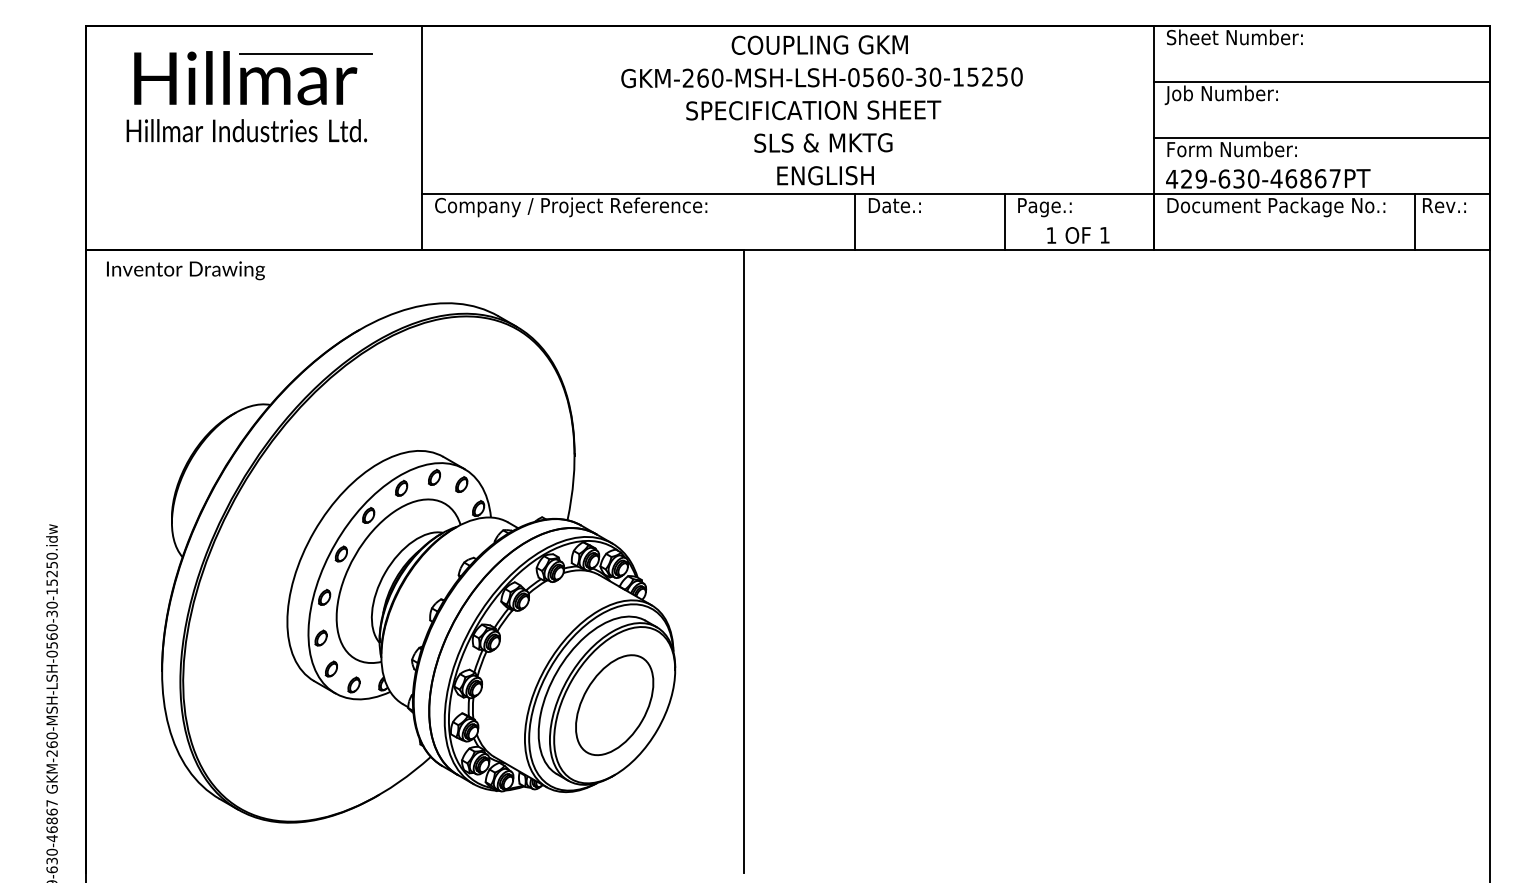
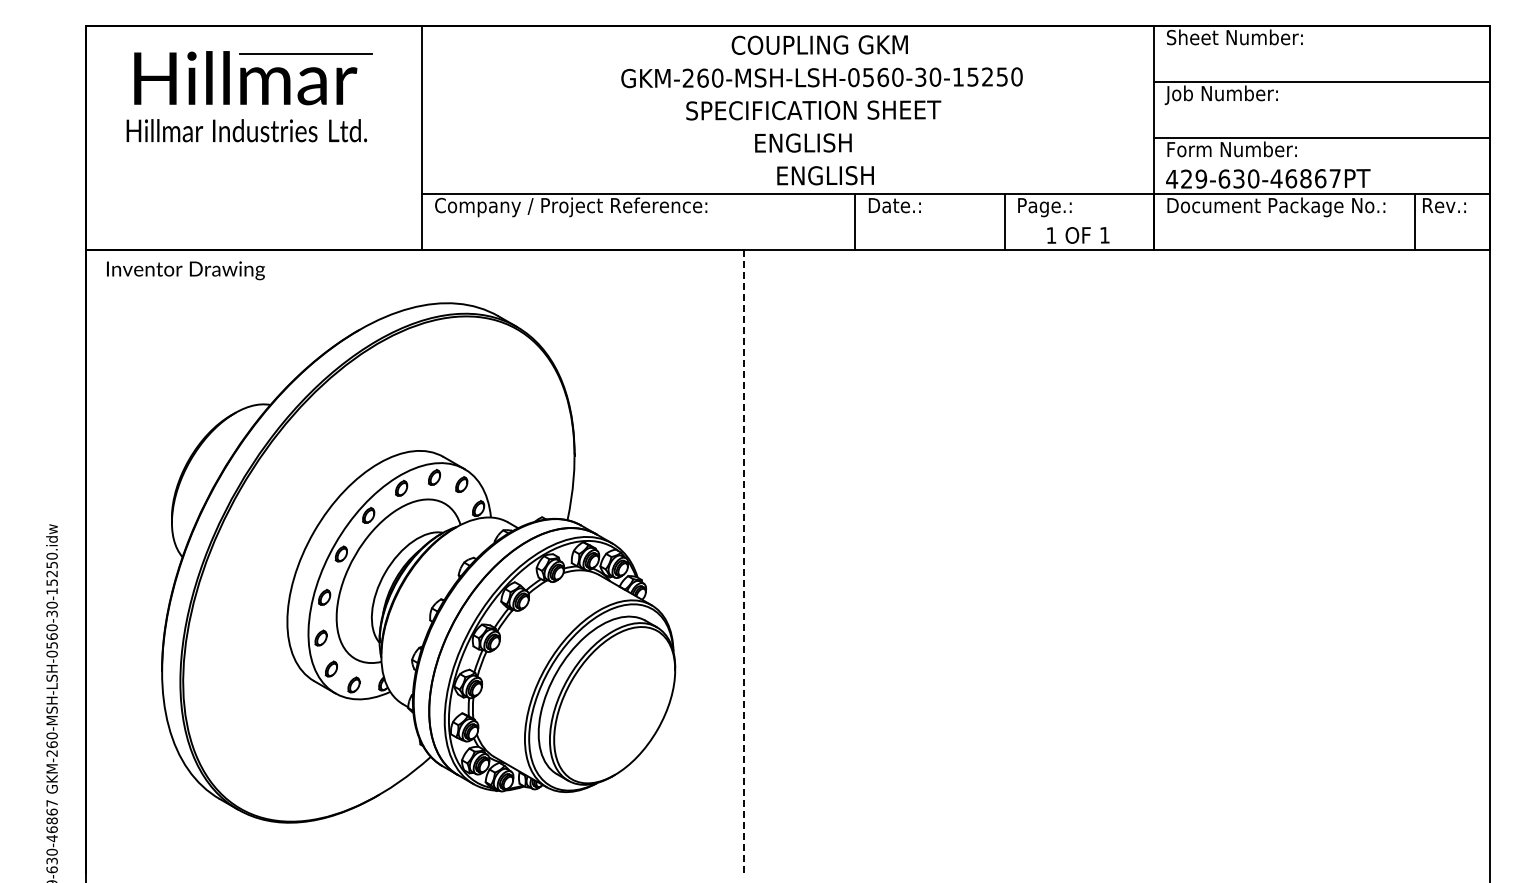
text: SLS & MKTG -> ENGLISH (823, 142)
line: solid -> dashed (743, 561)
part: present -> none (614, 705)
